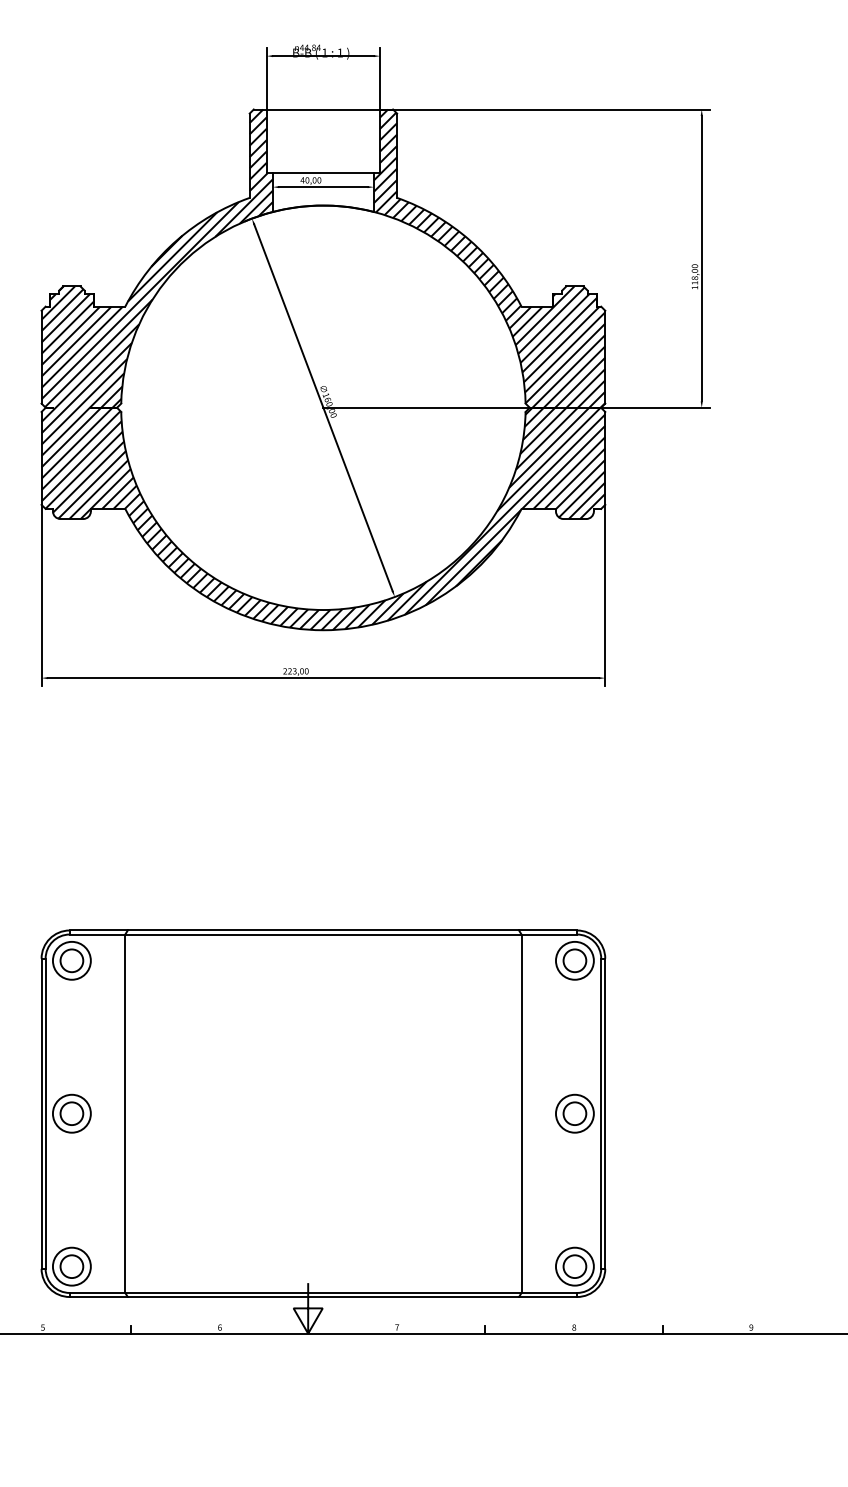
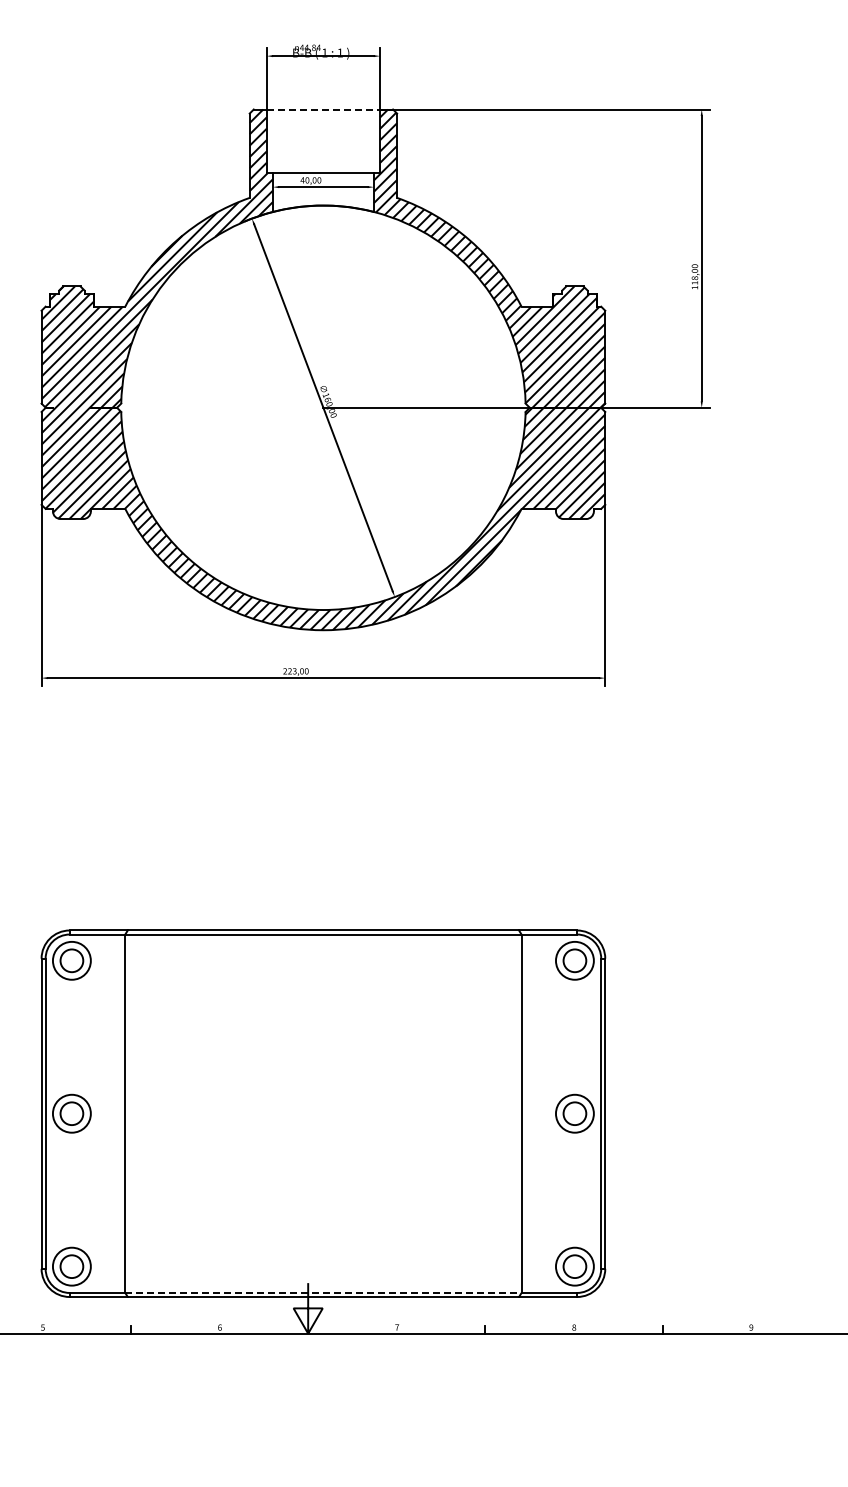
line: solid -> dashed (323, 109)
line: solid -> dashed (323, 1292)
